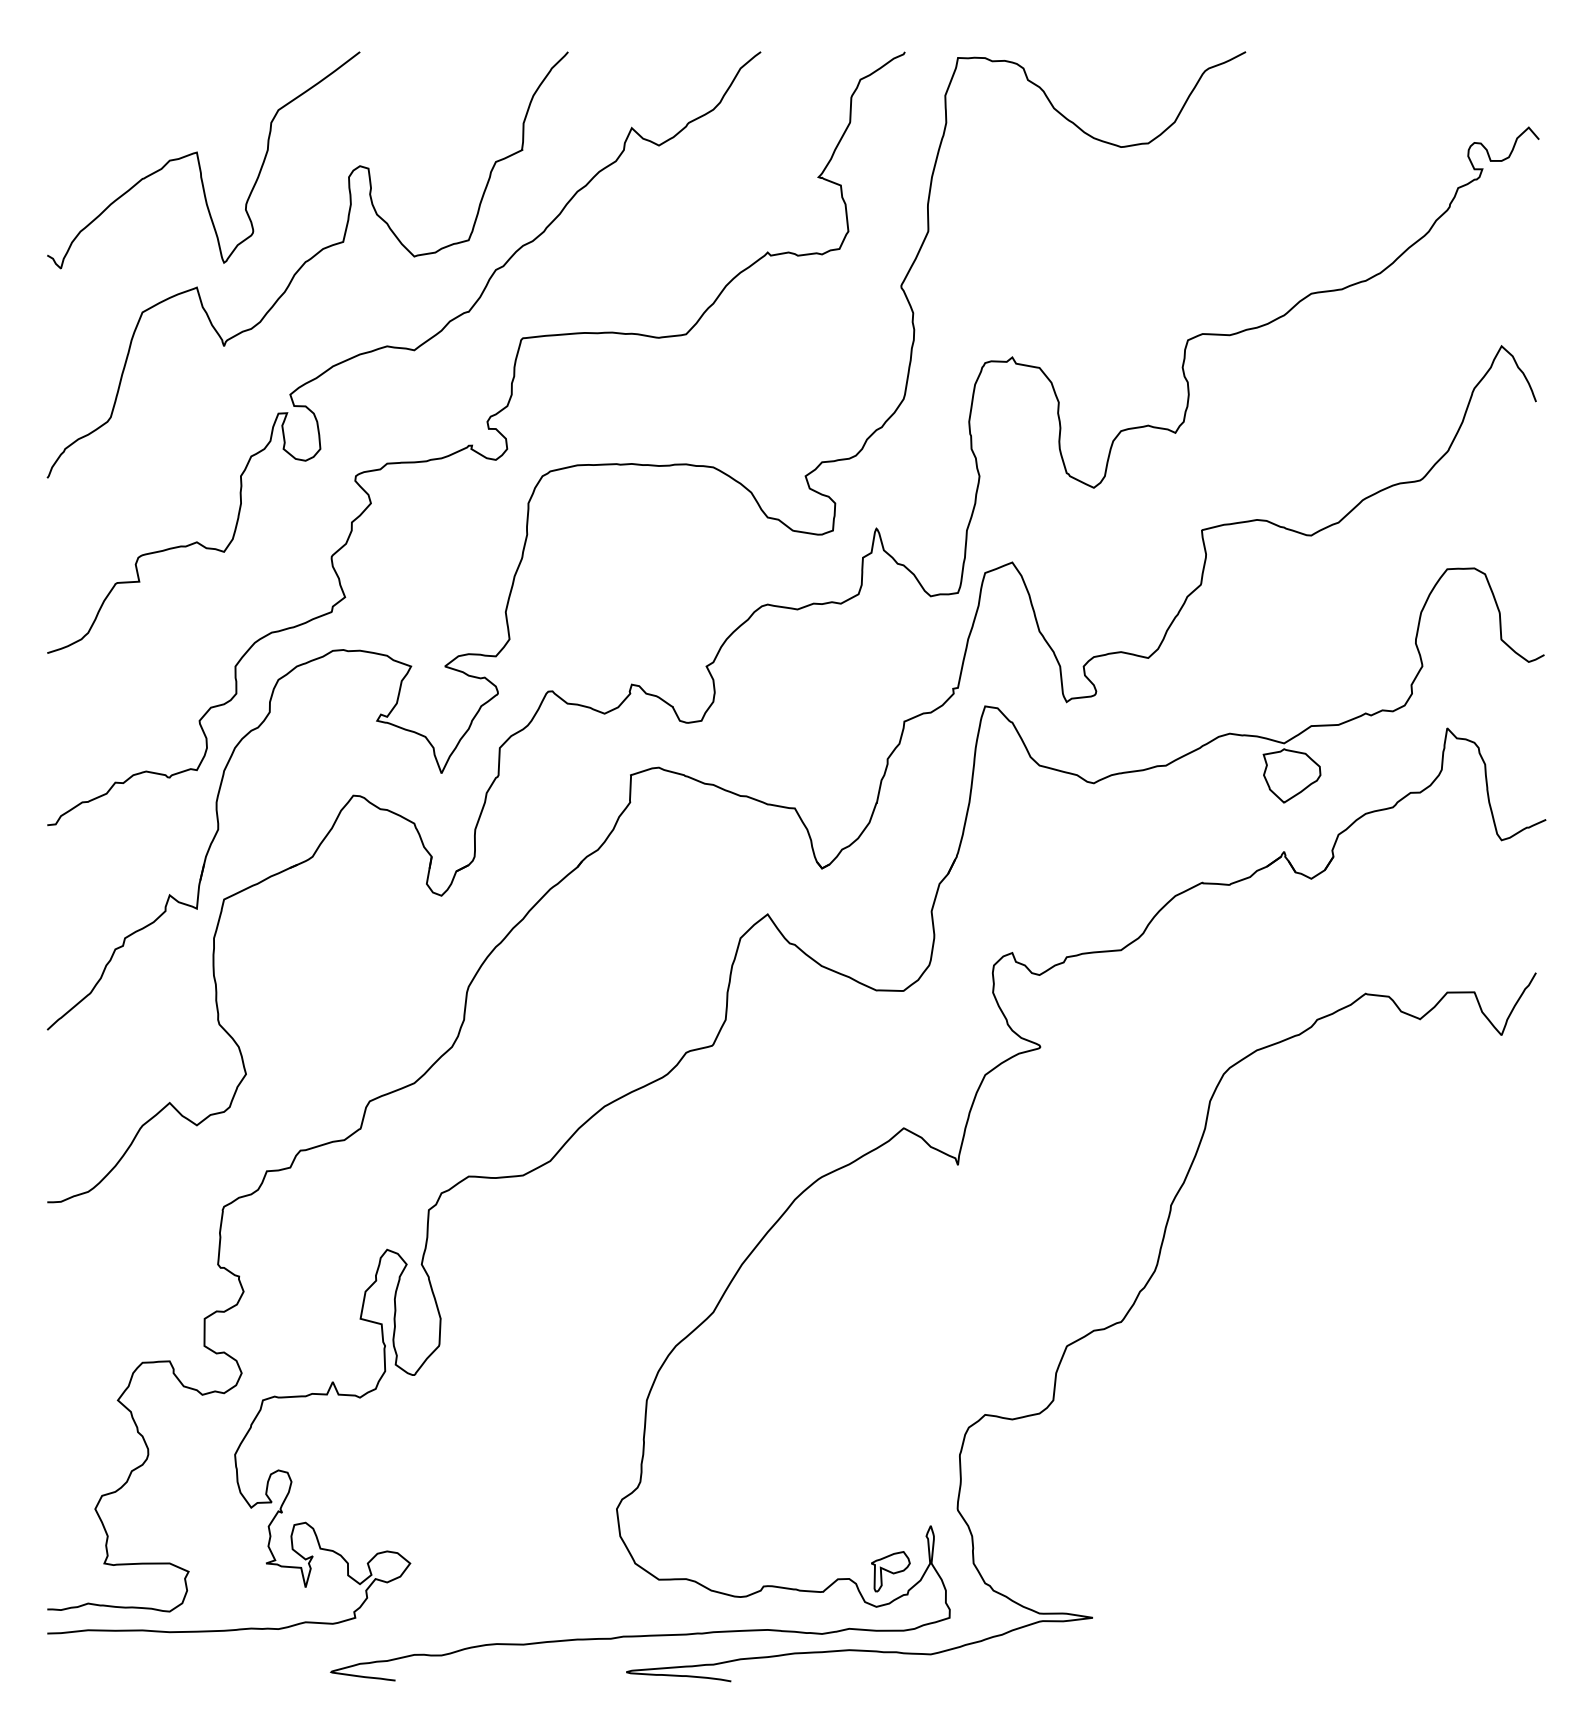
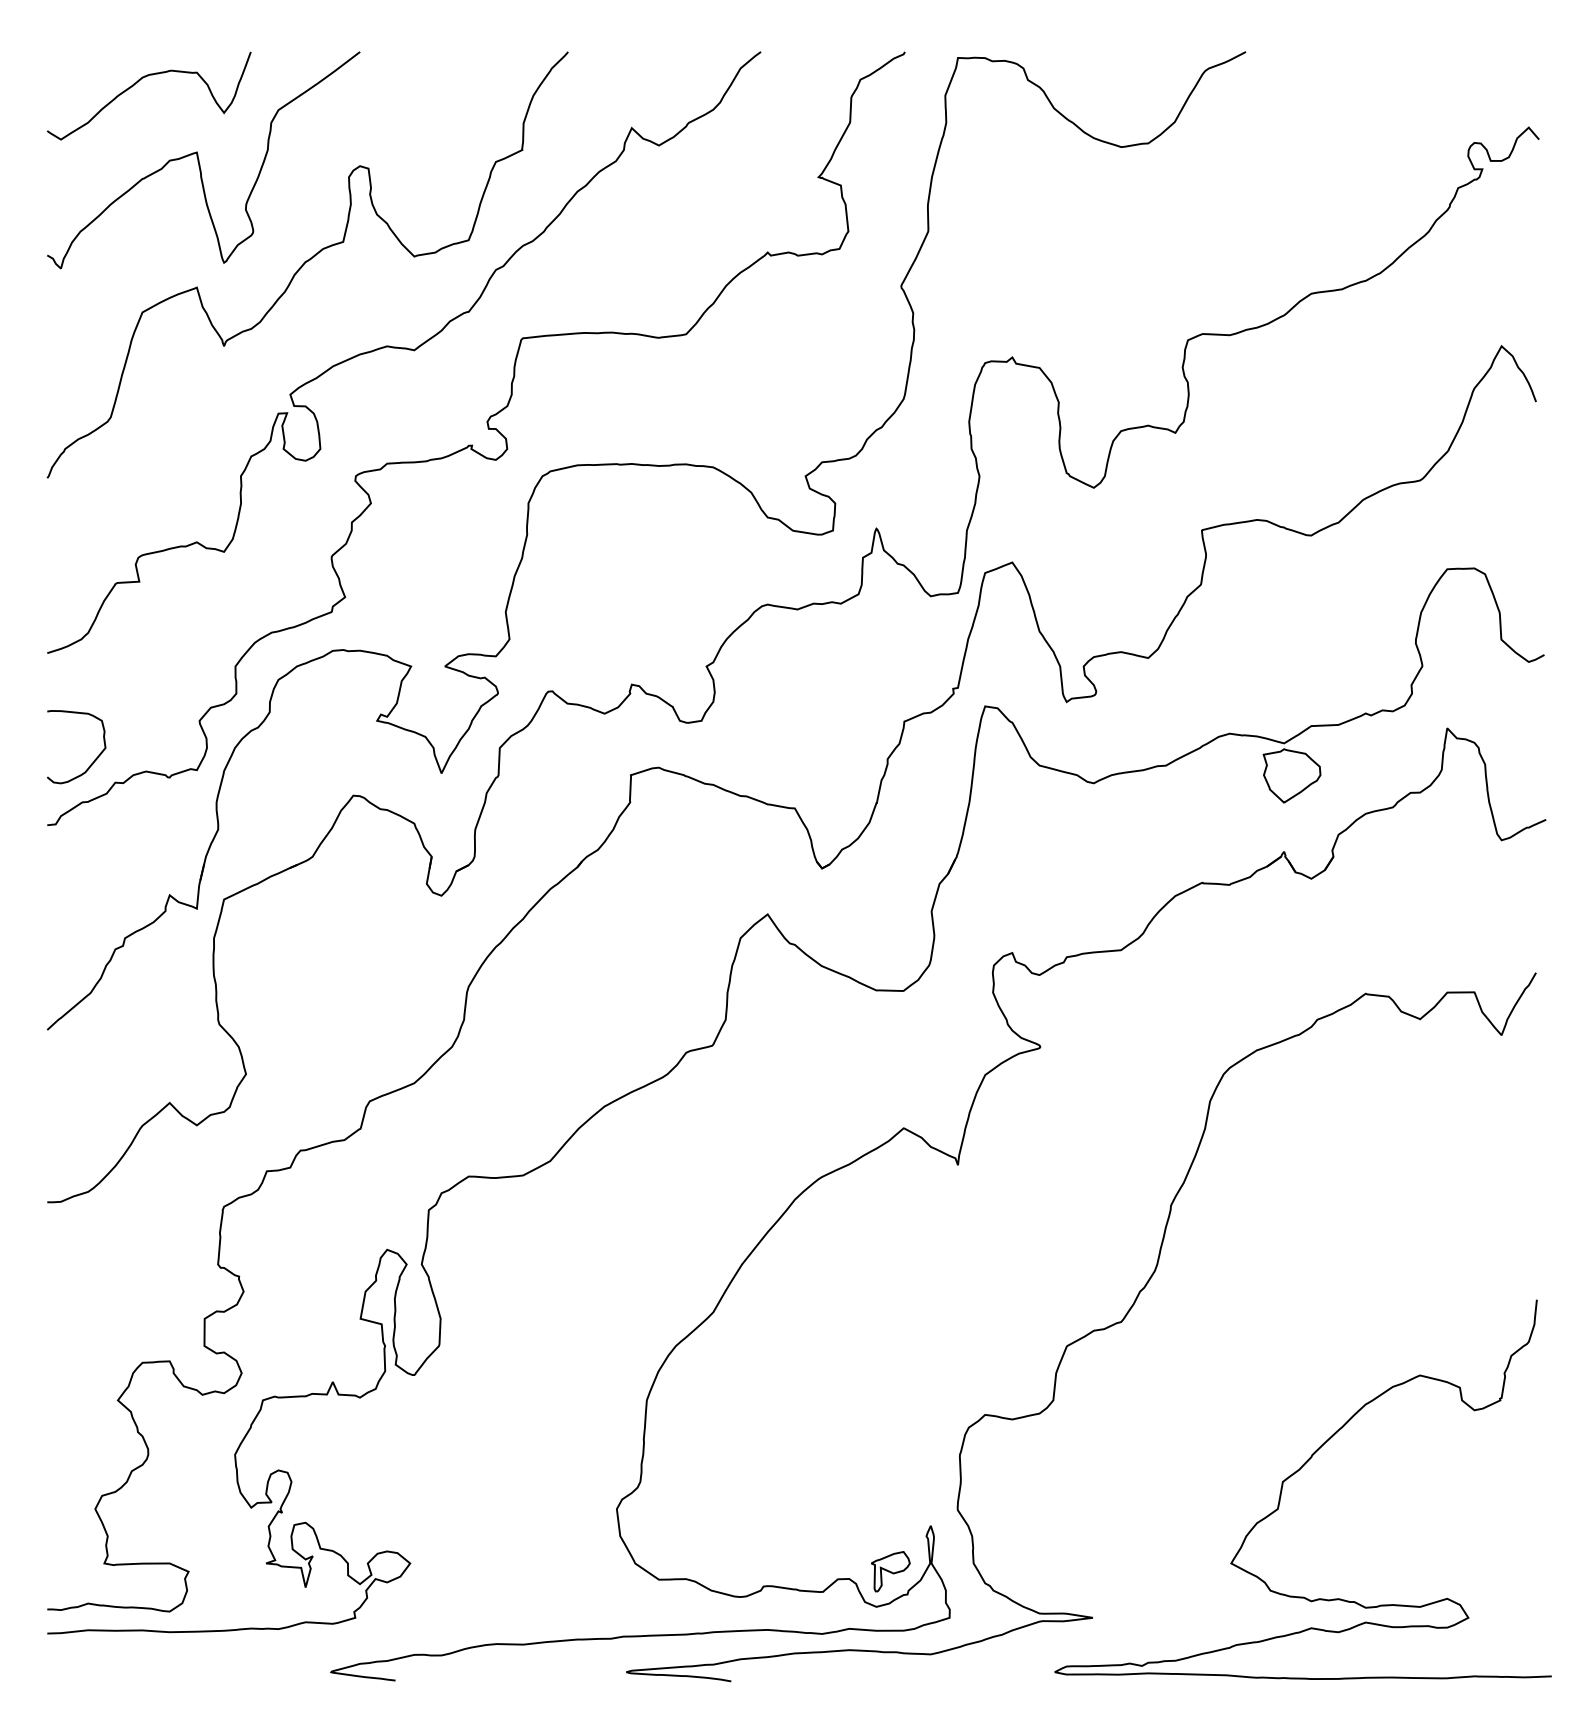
curve: none -> present (137, 83)
part: none -> present (94, 759)
curve: none -> present (1293, 1475)
